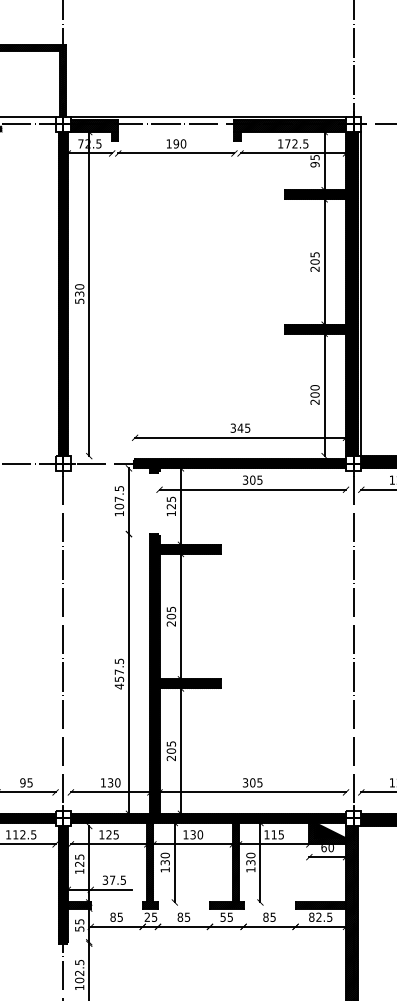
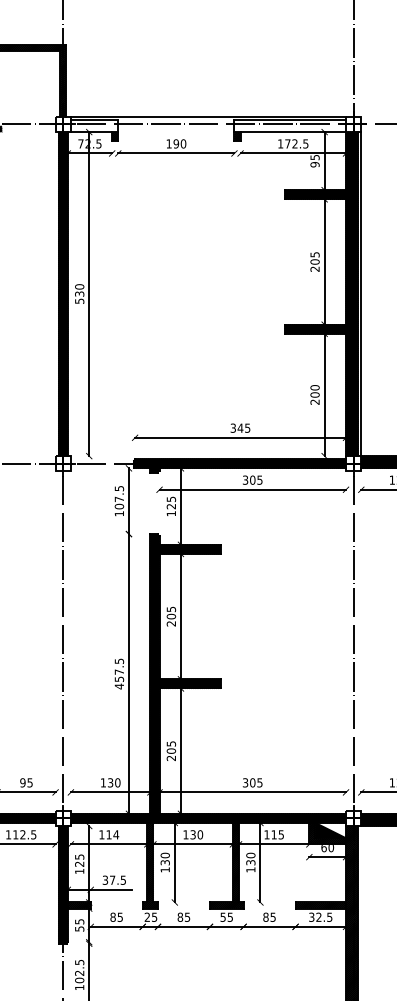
line: present -> none (28, 116)
hatch: present -> none (94, 125)
hatch: present -> none (290, 125)
text: 125 -> 114 (112, 834)
text: 82.5 -> 32.5 (311, 916)
